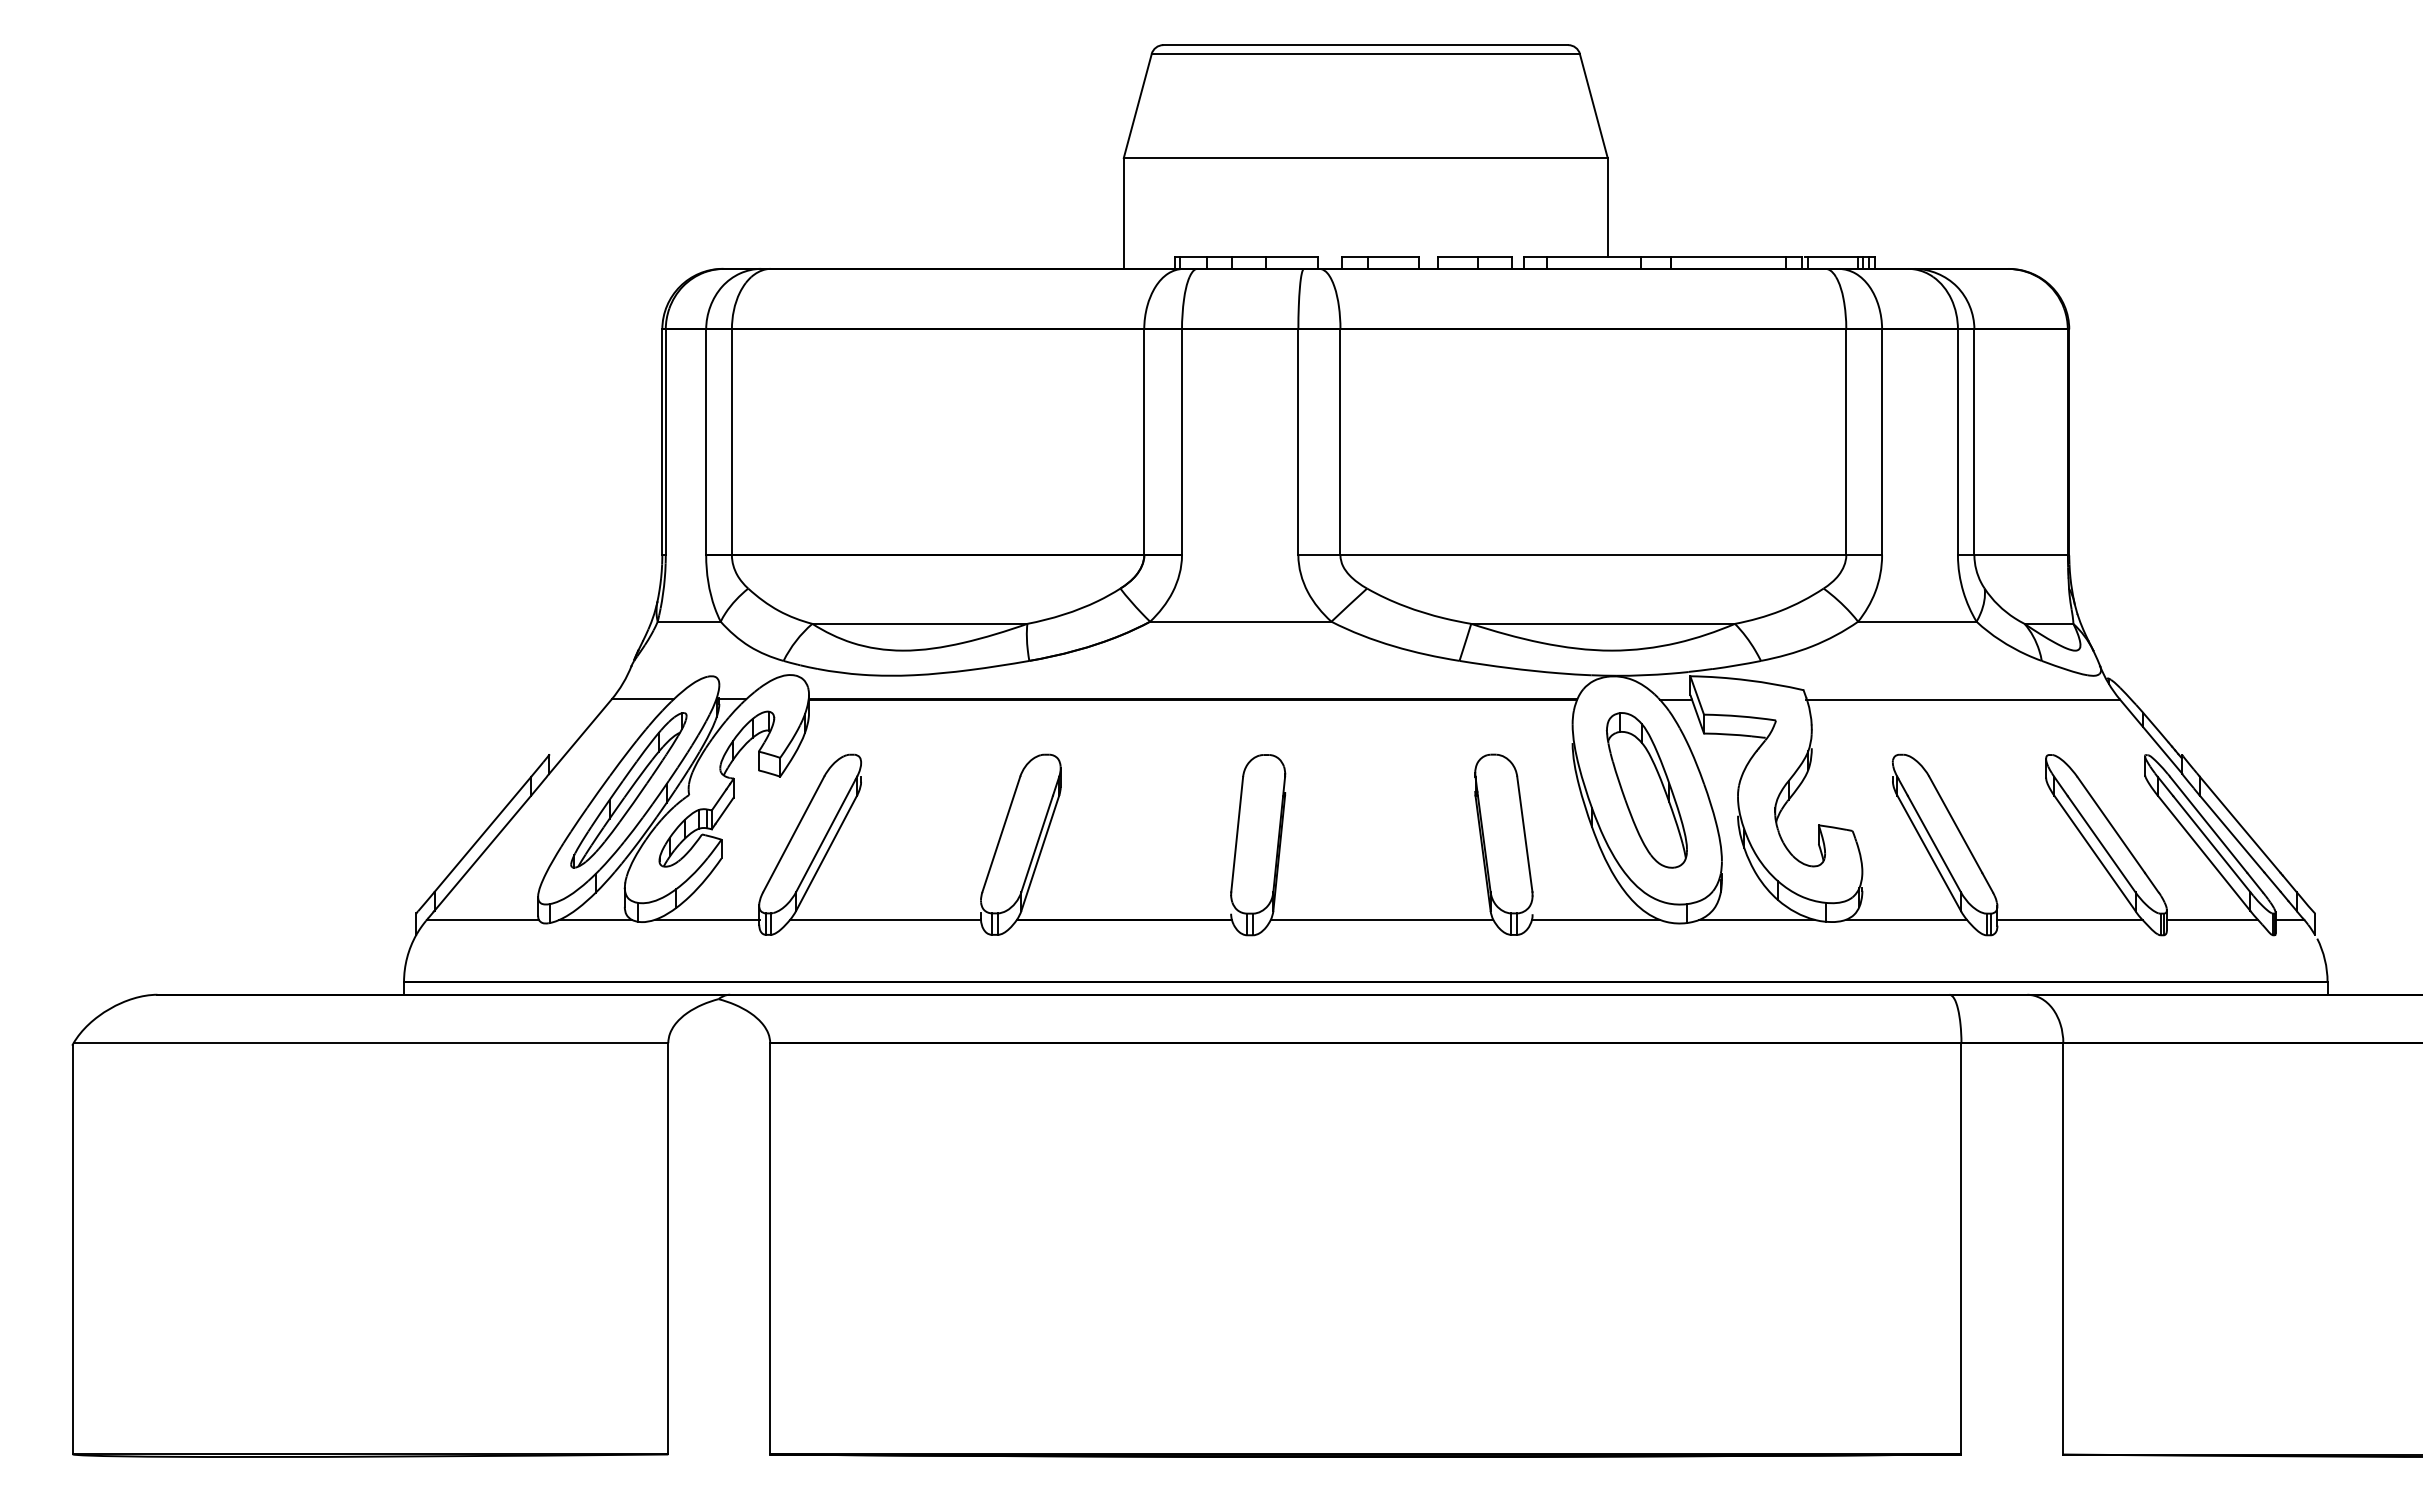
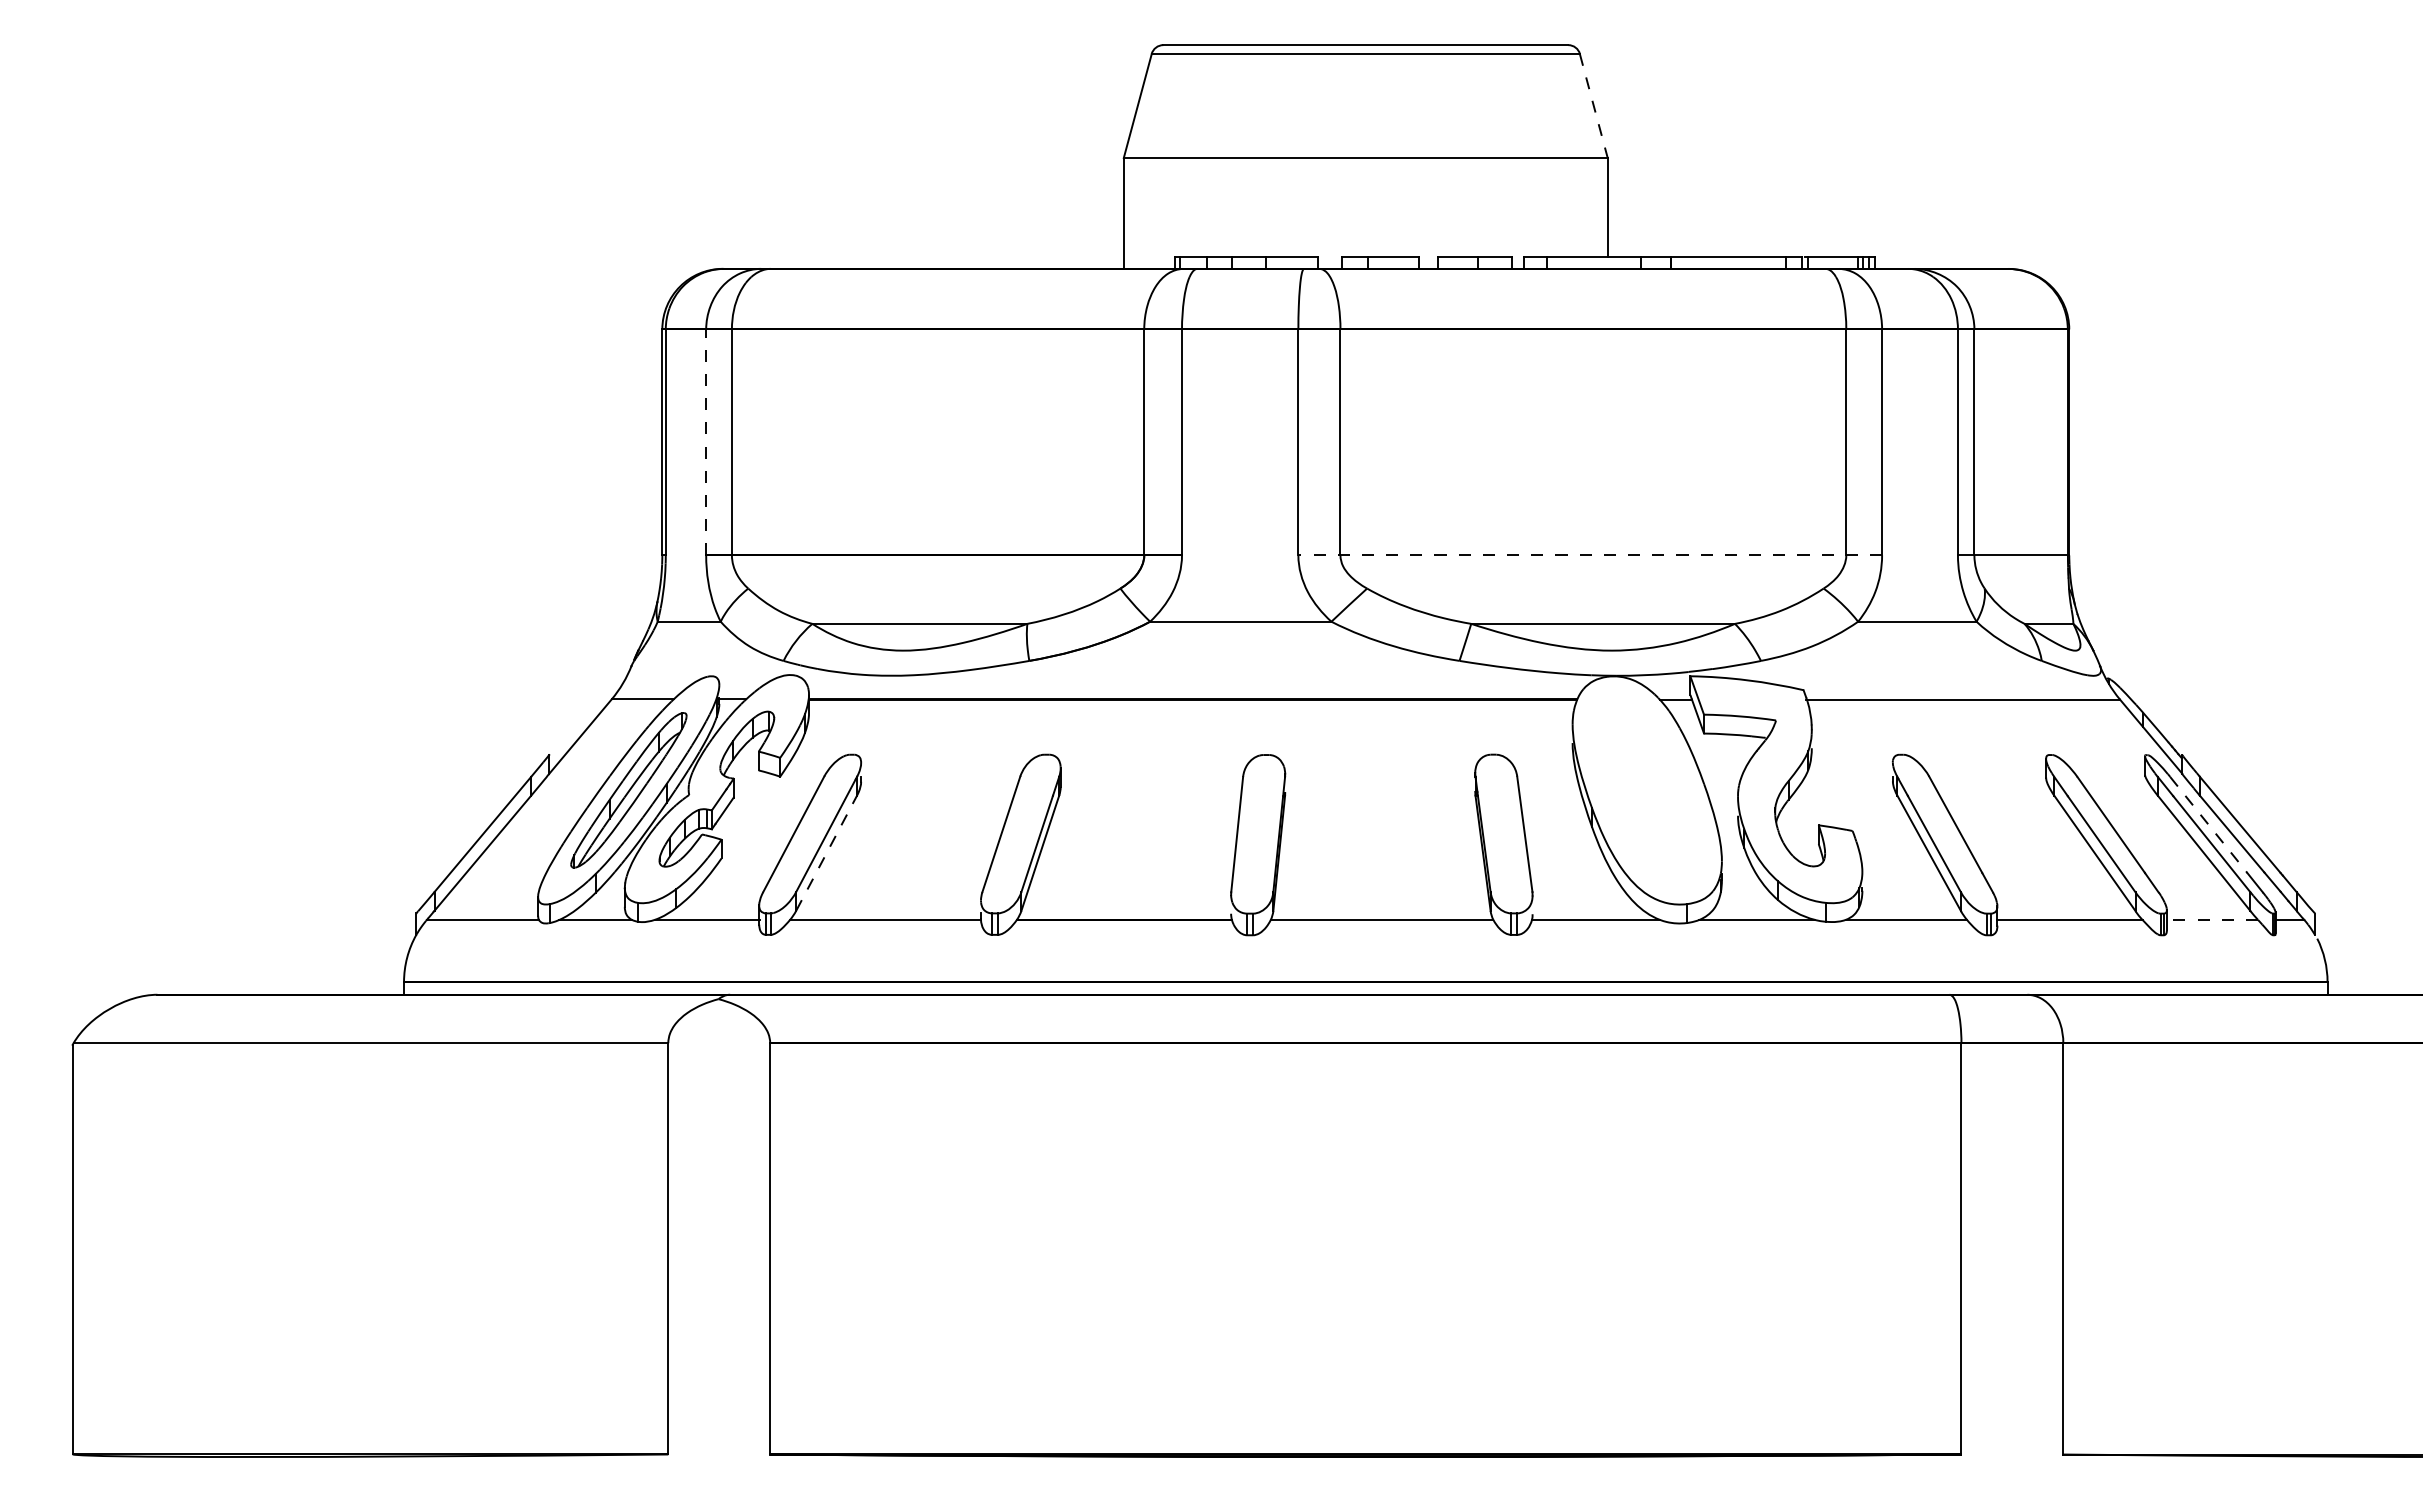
line: solid -> dashed (1593, 106)
line: solid -> dashed (706, 441)
line: solid -> dashed (1590, 555)
part: present -> none (1646, 790)
line: solid -> dashed (2208, 825)
line: solid -> dashed (826, 852)
line: solid -> dashed (2212, 919)
